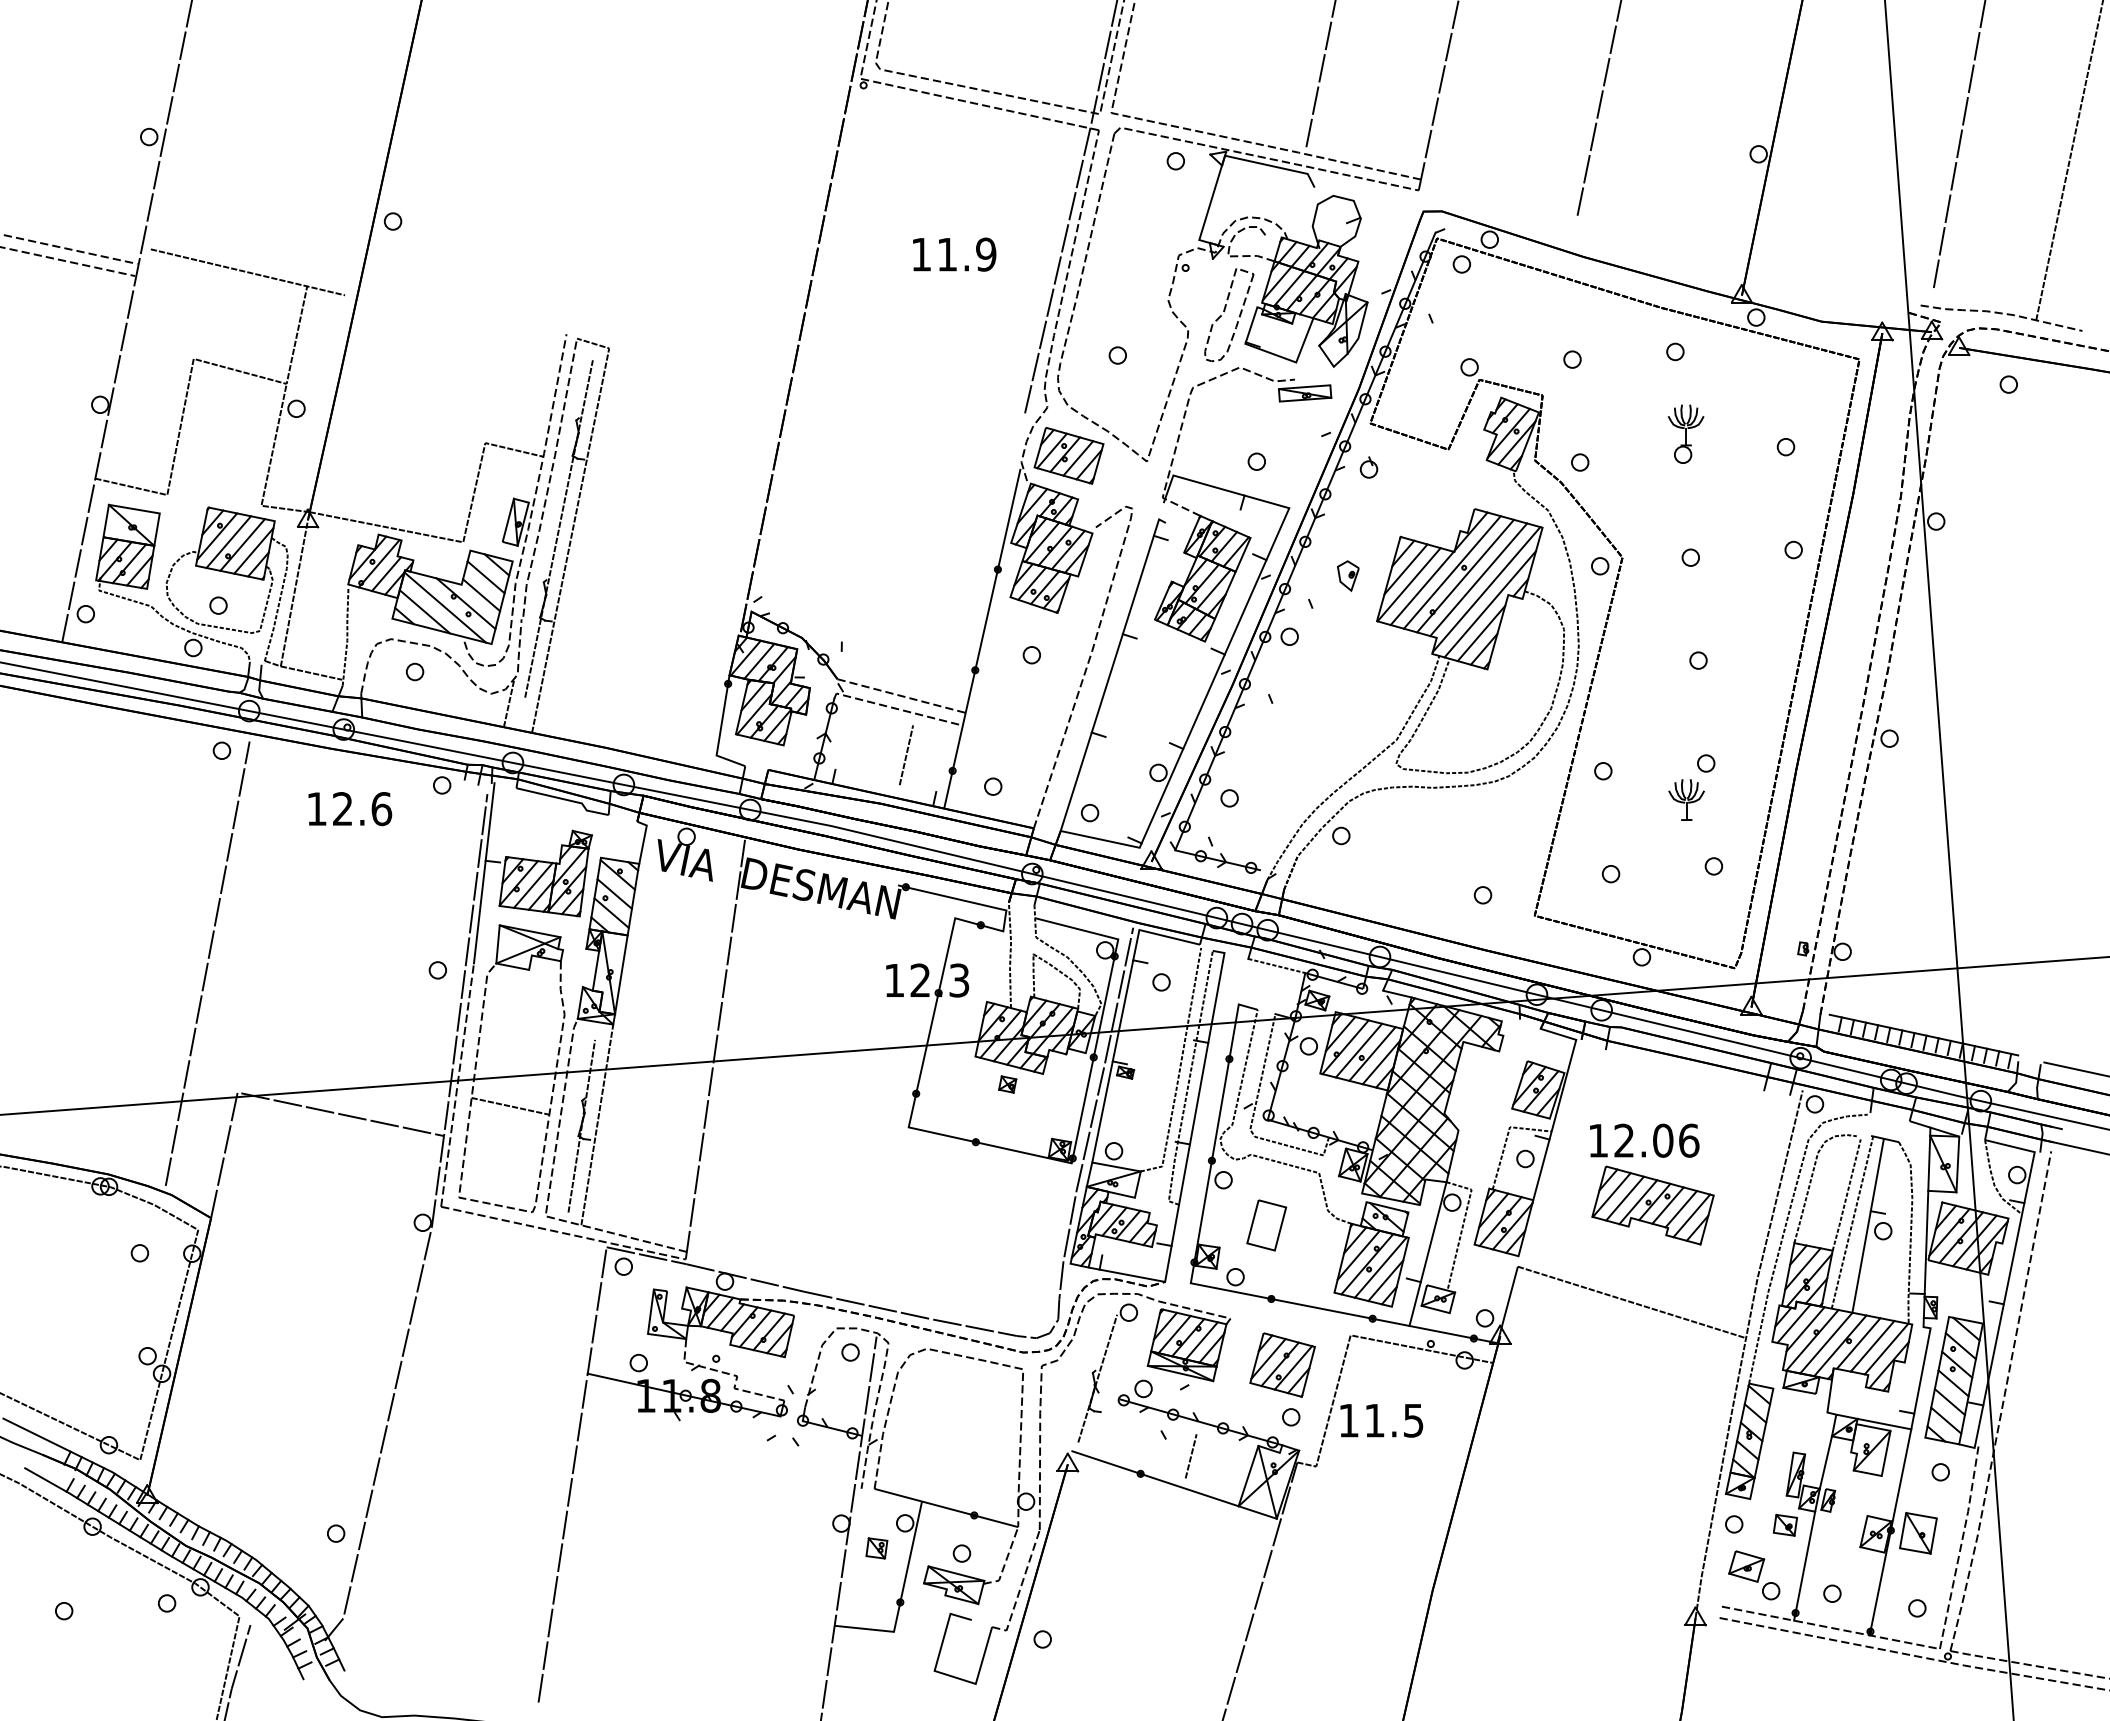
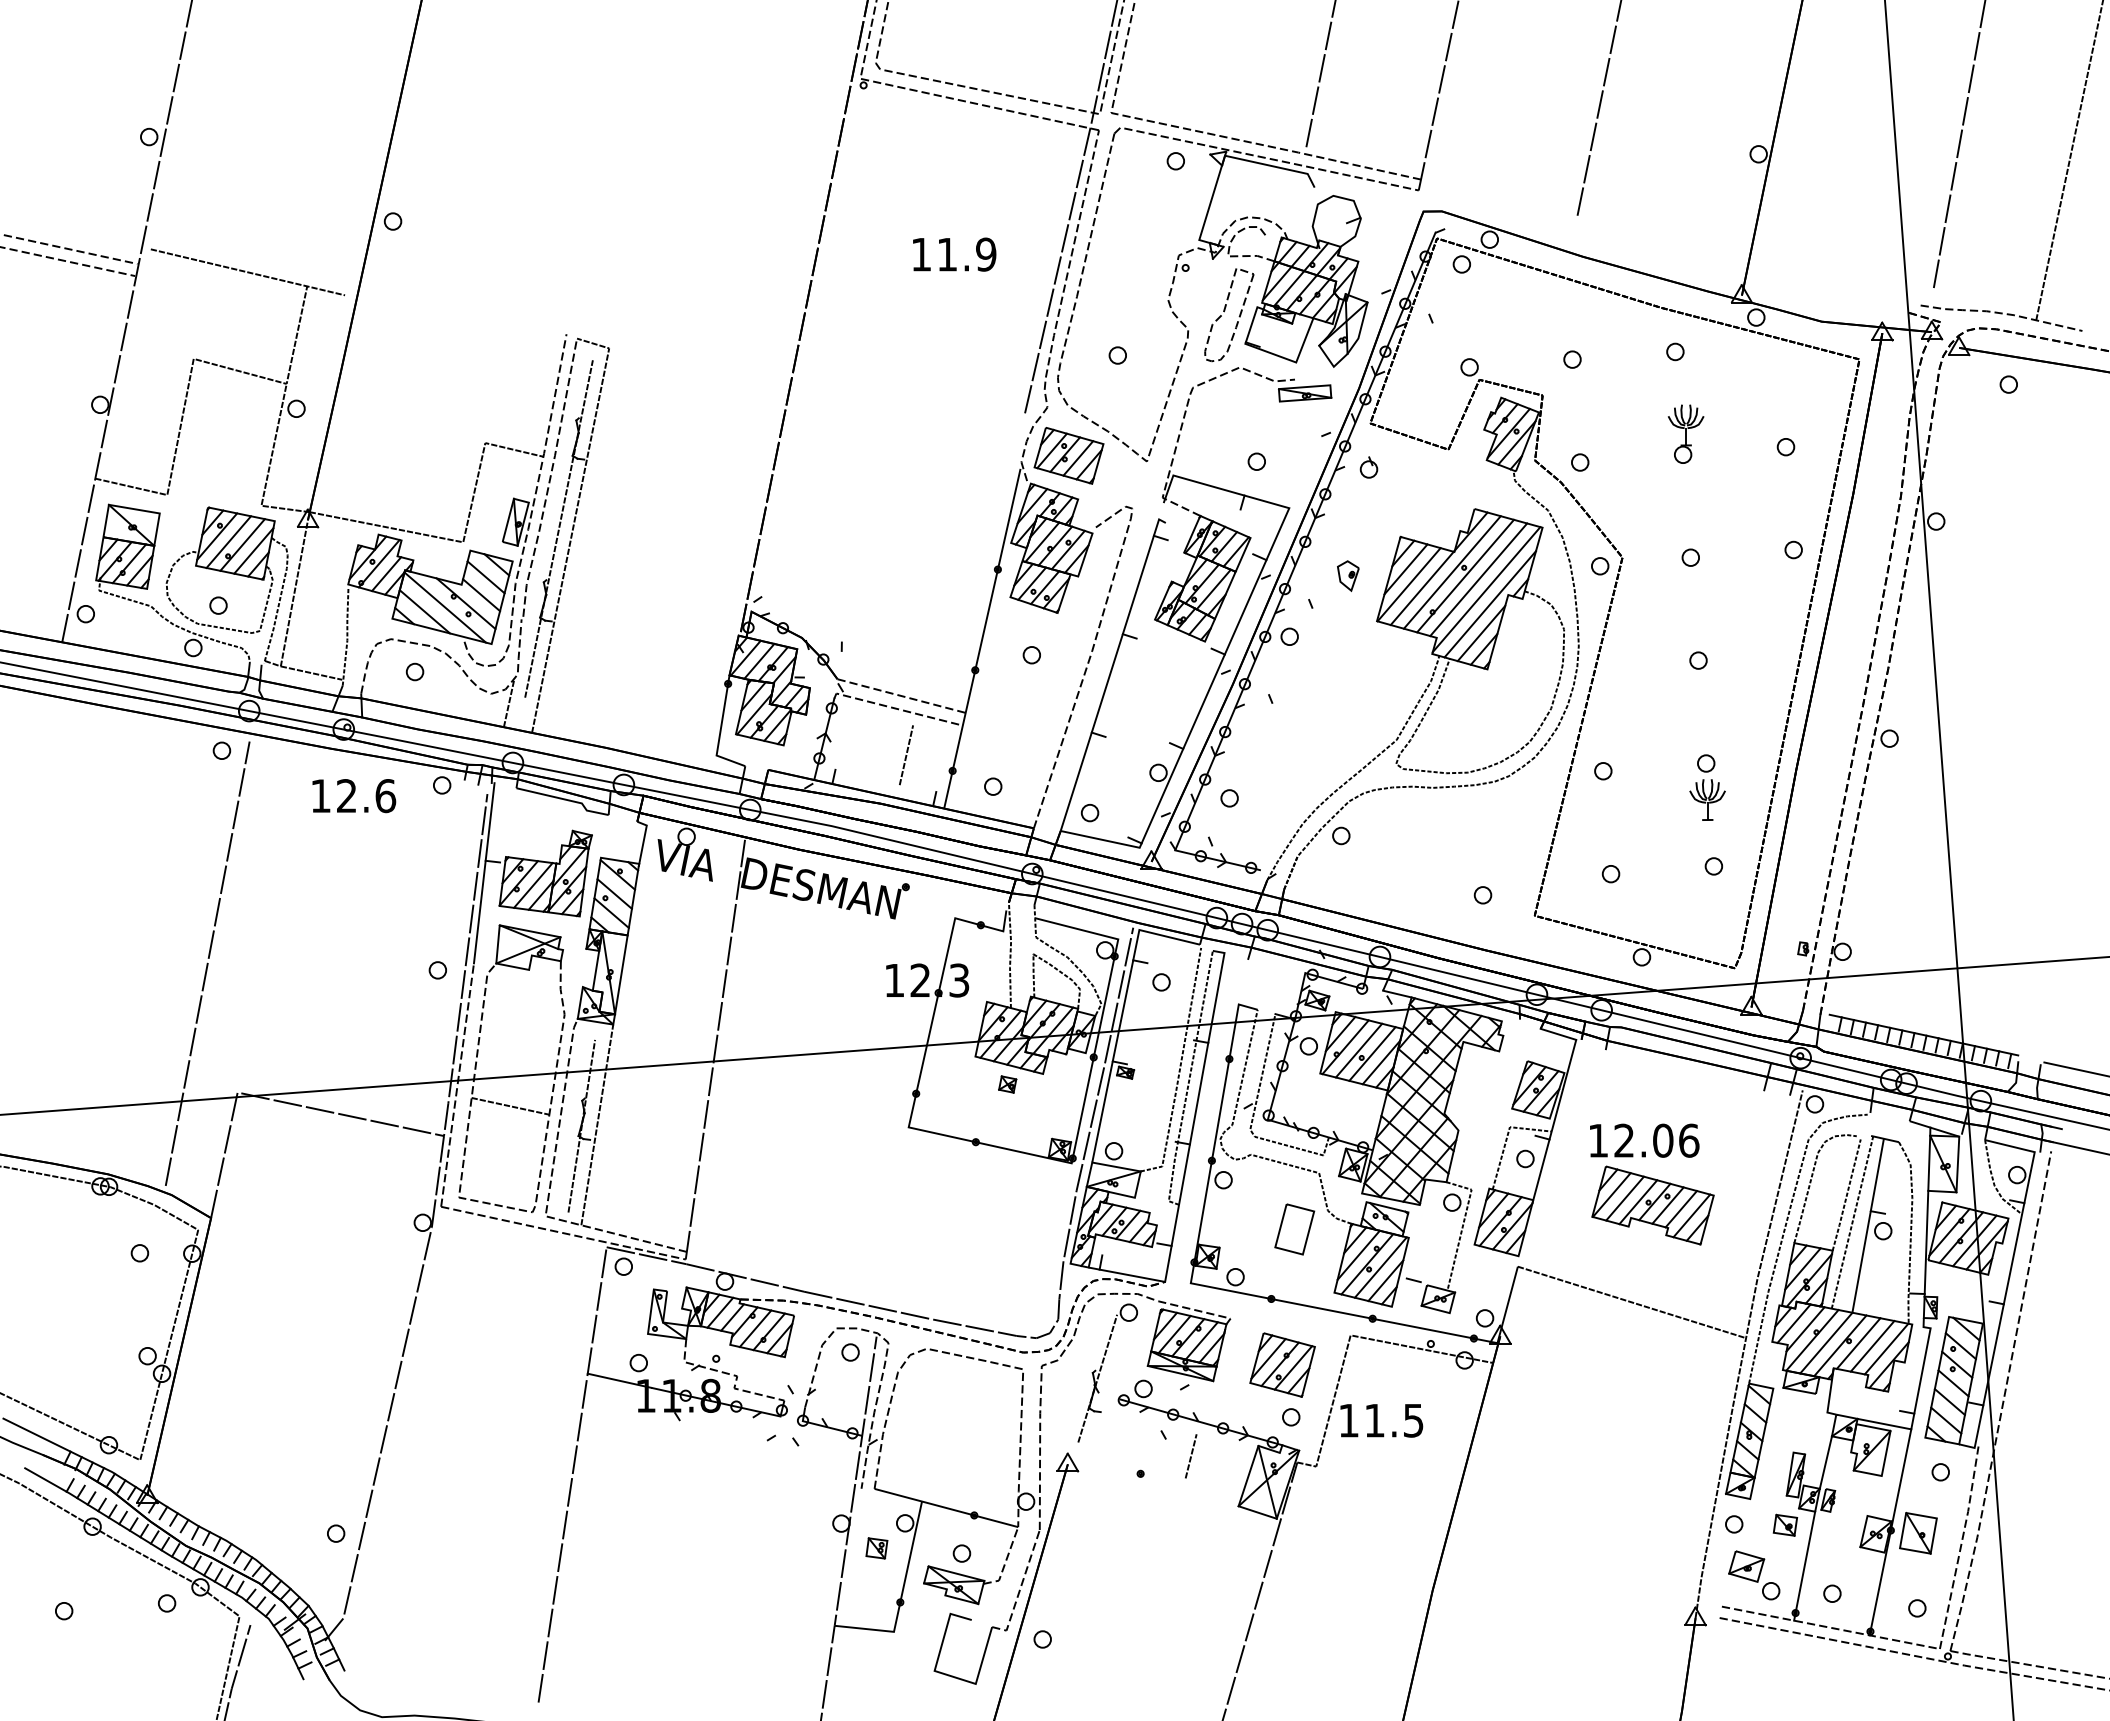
part position: (1686, 799) -> (1707, 799) (1707, 799)
text position: (350, 809) -> (354, 796) (354, 796)
line: present -> none (952, 897)
line: present -> none (1276, 965)
part position: (1266, 1225) -> (1294, 1229) (1294, 1229)
line: present -> none (1427, 1253)
line: present -> none (1155, 1478)
